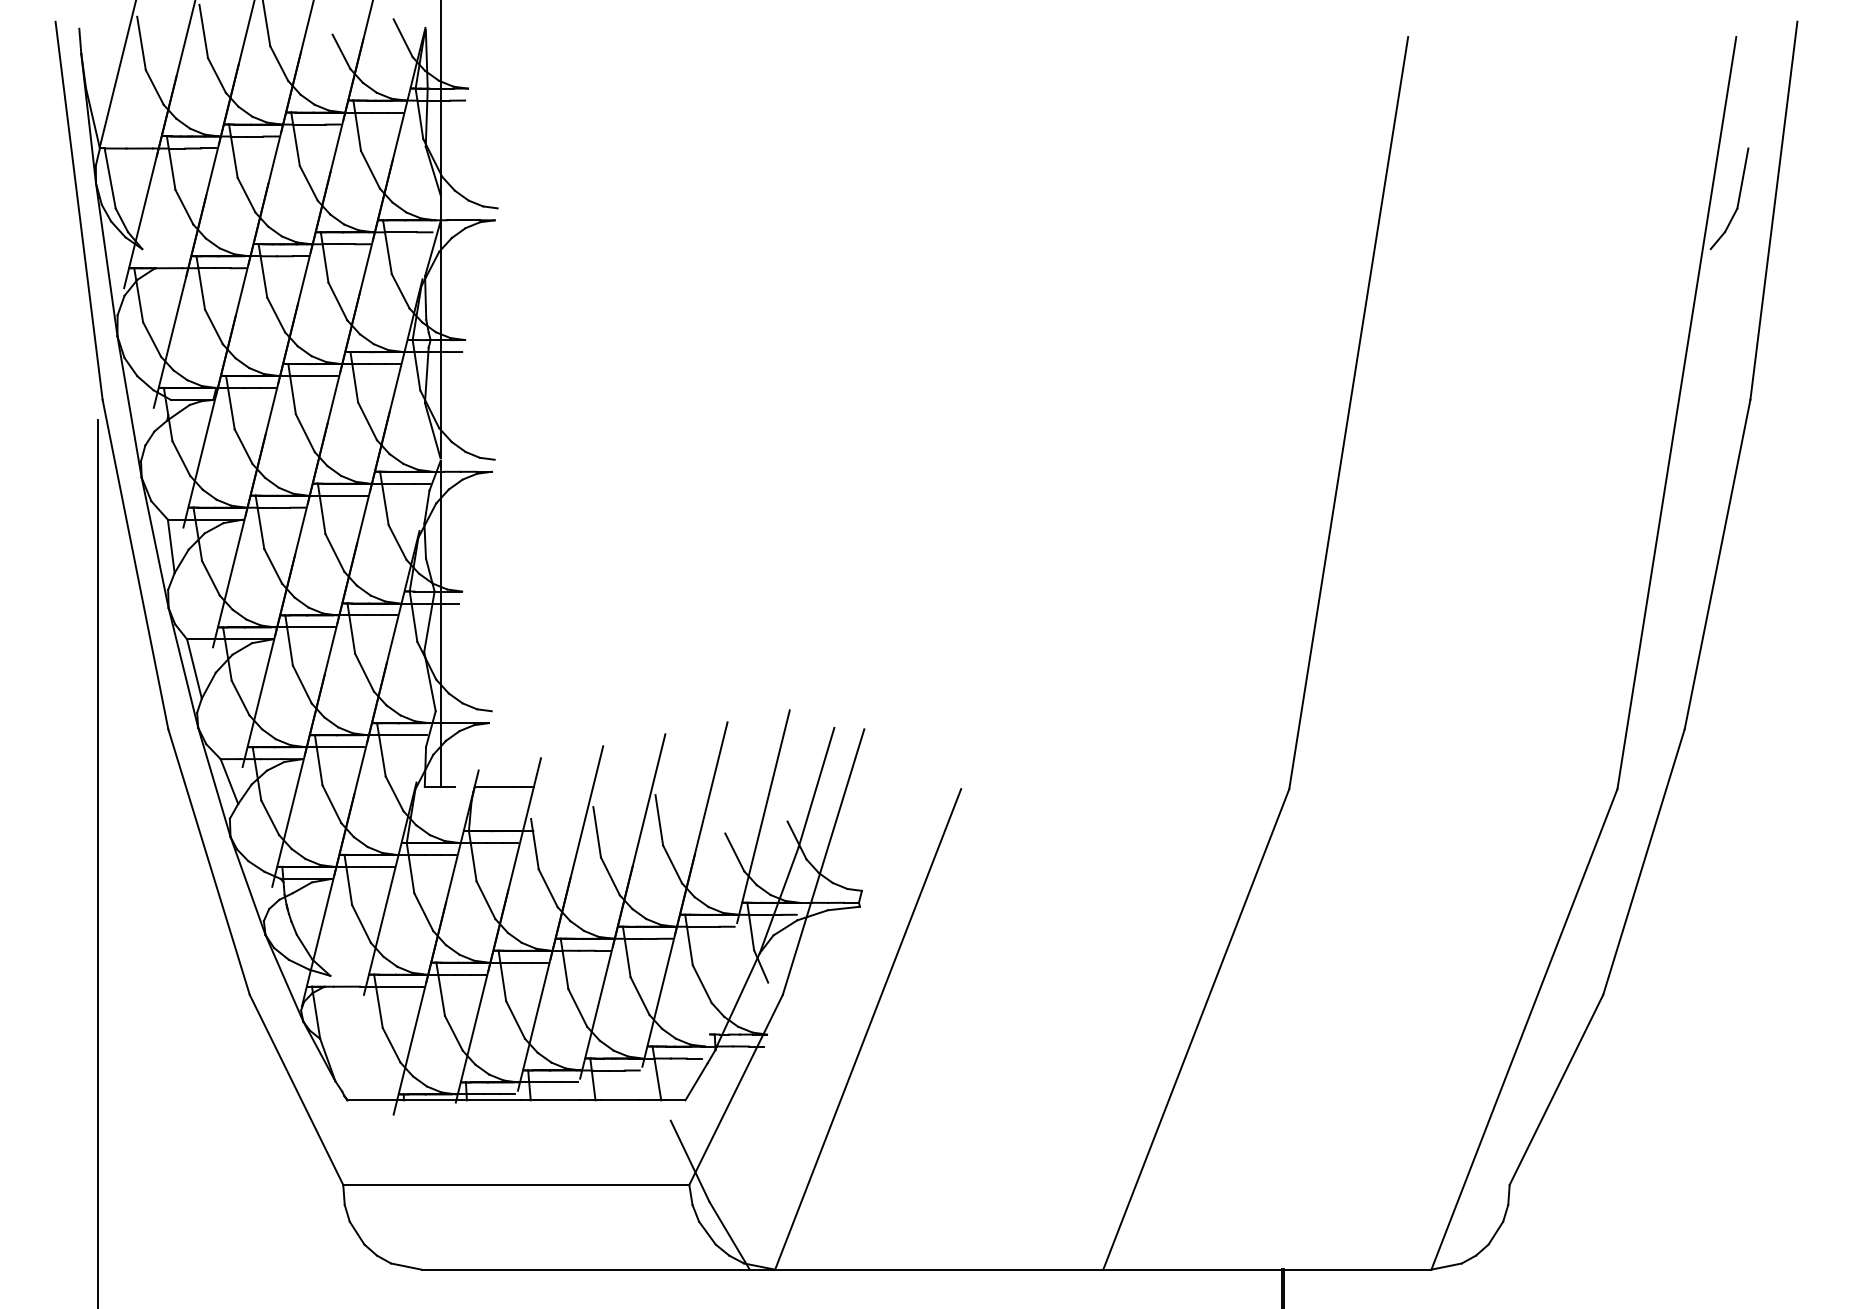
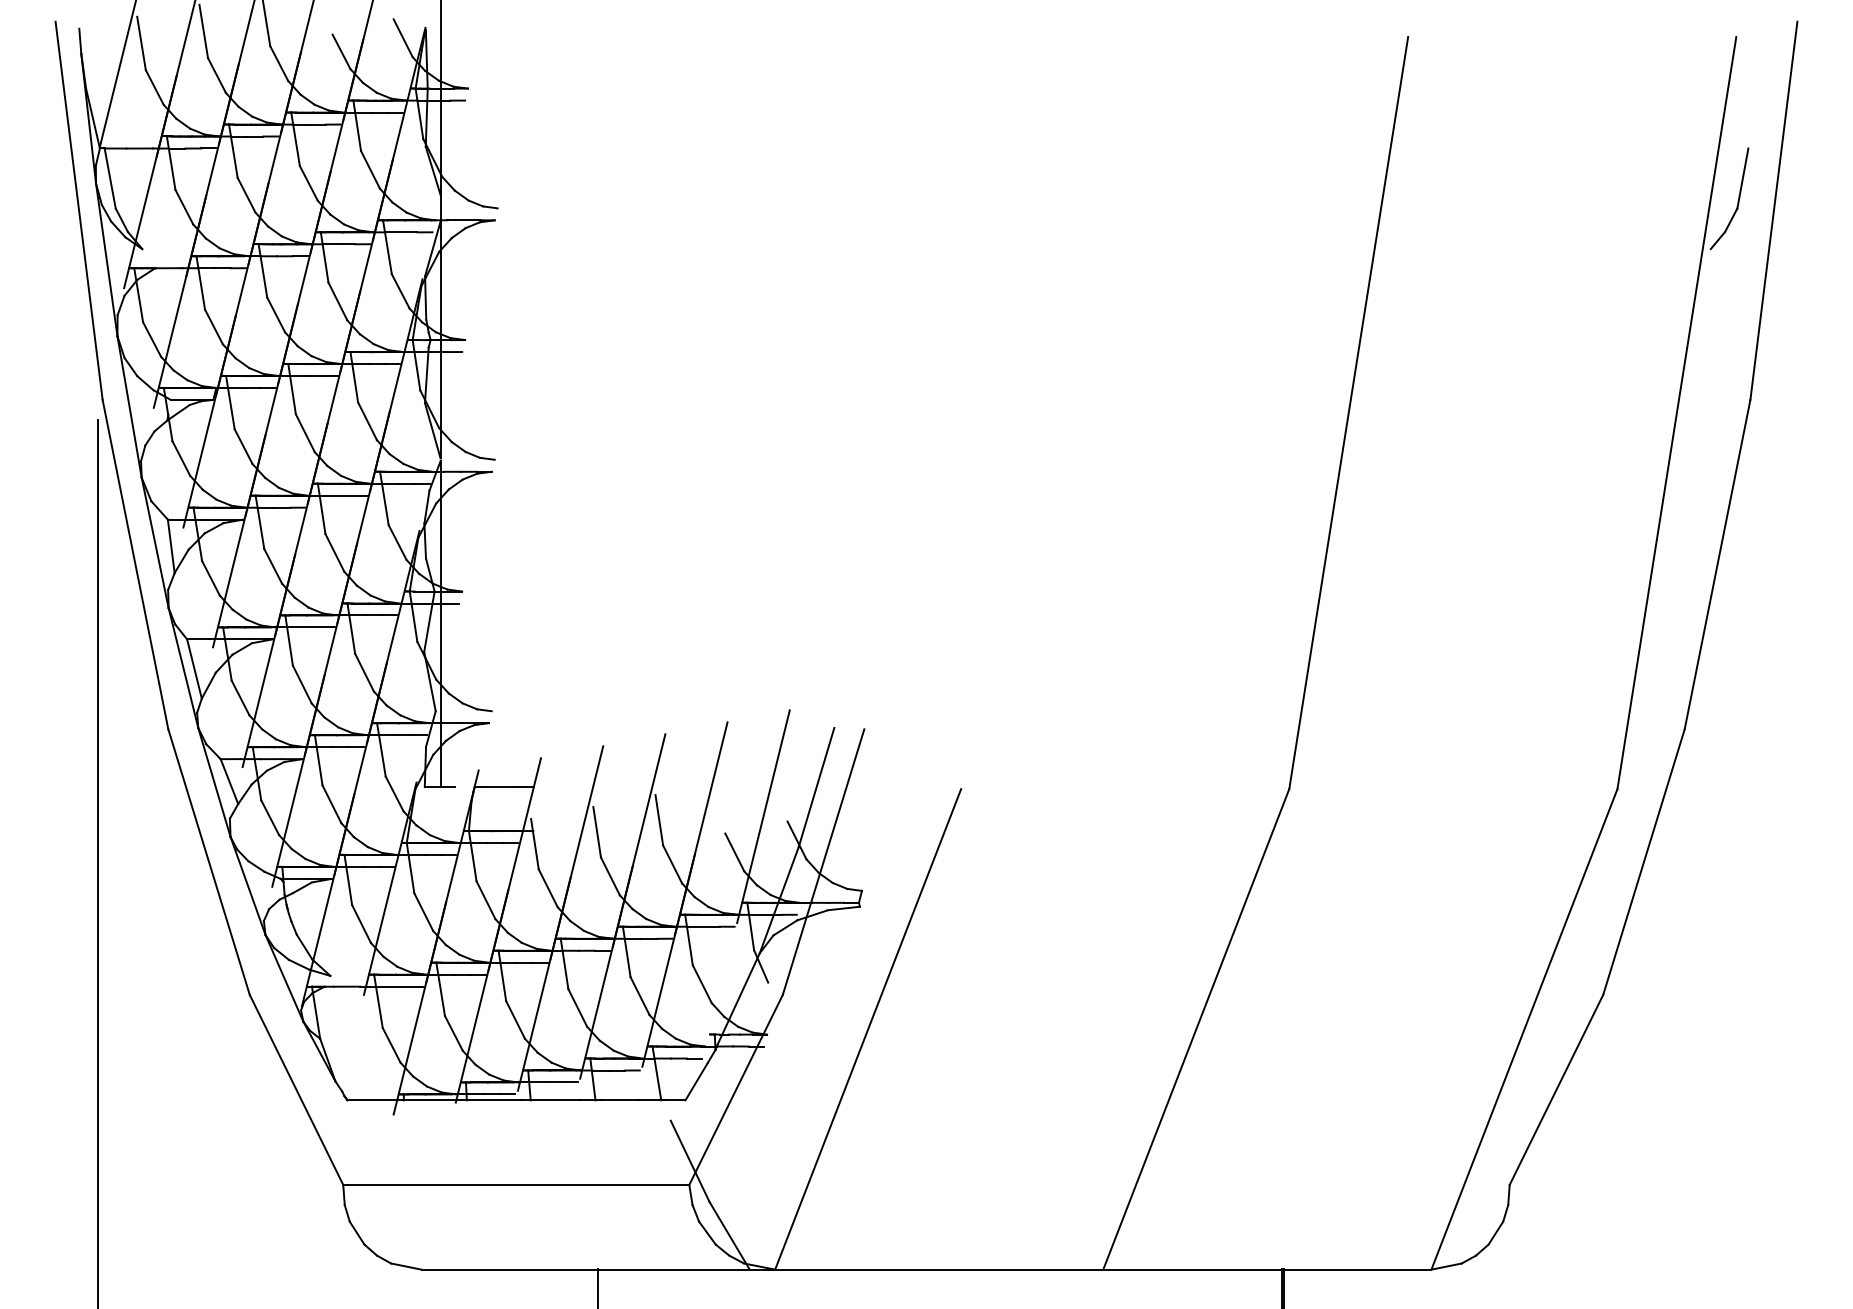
line: none -> present (598, 1287)
